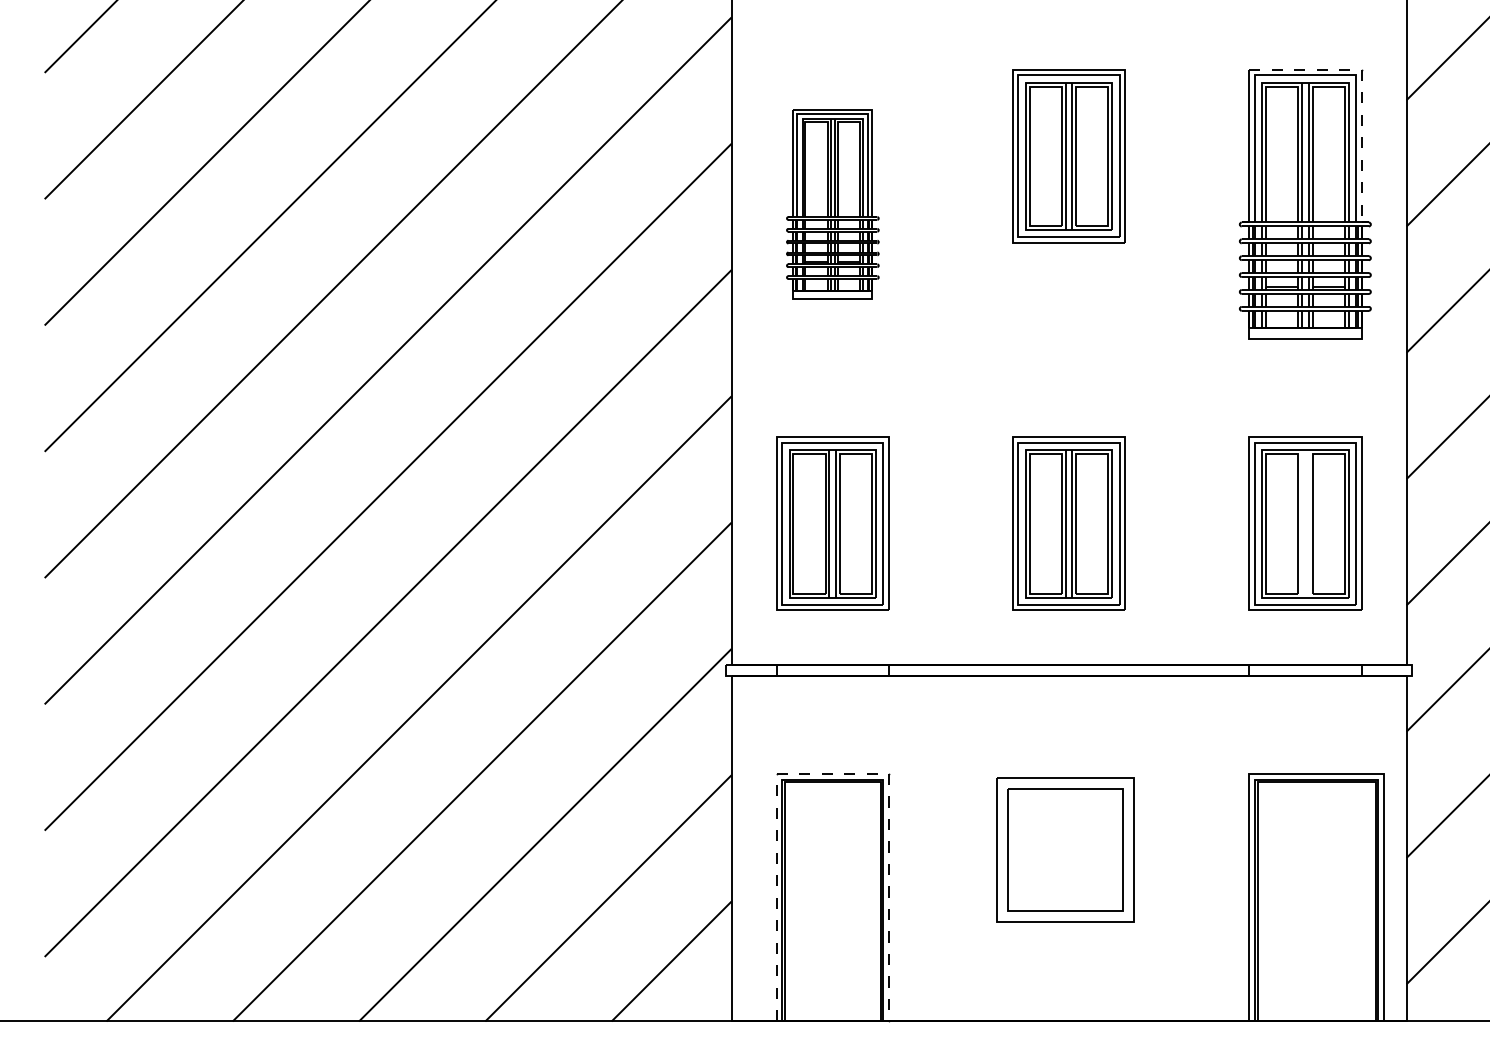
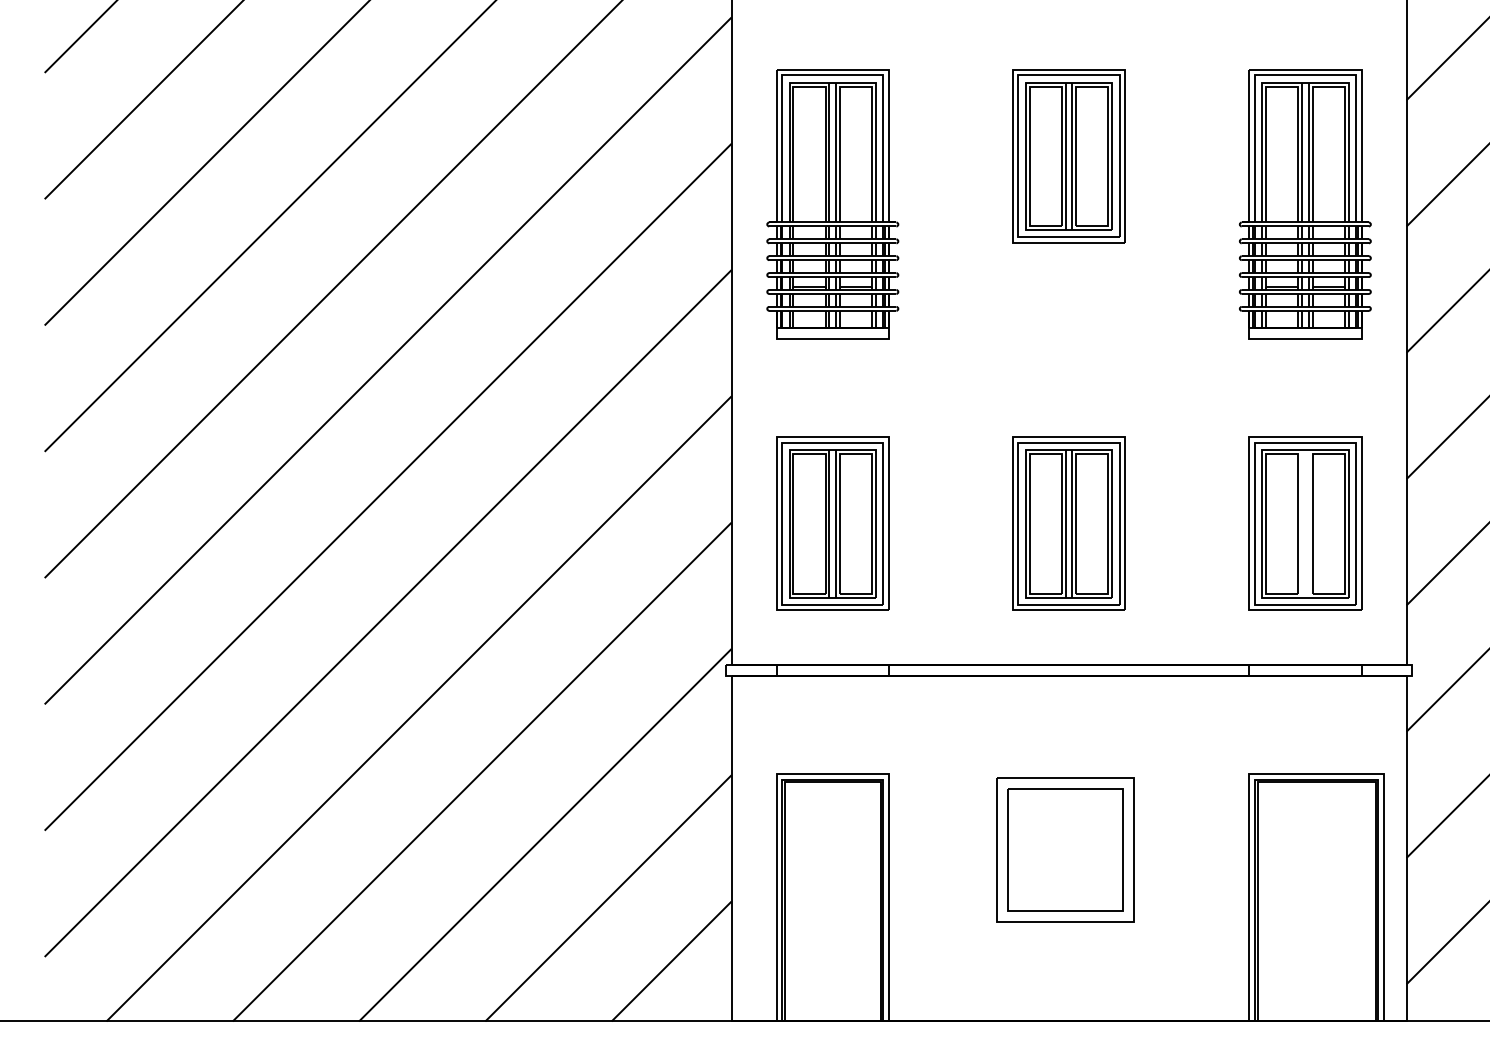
line: dashed -> solid (1361, 89)
part size: 94x191 px -> 134x271 px (832, 204)
line: dashed -> solid (833, 773)
